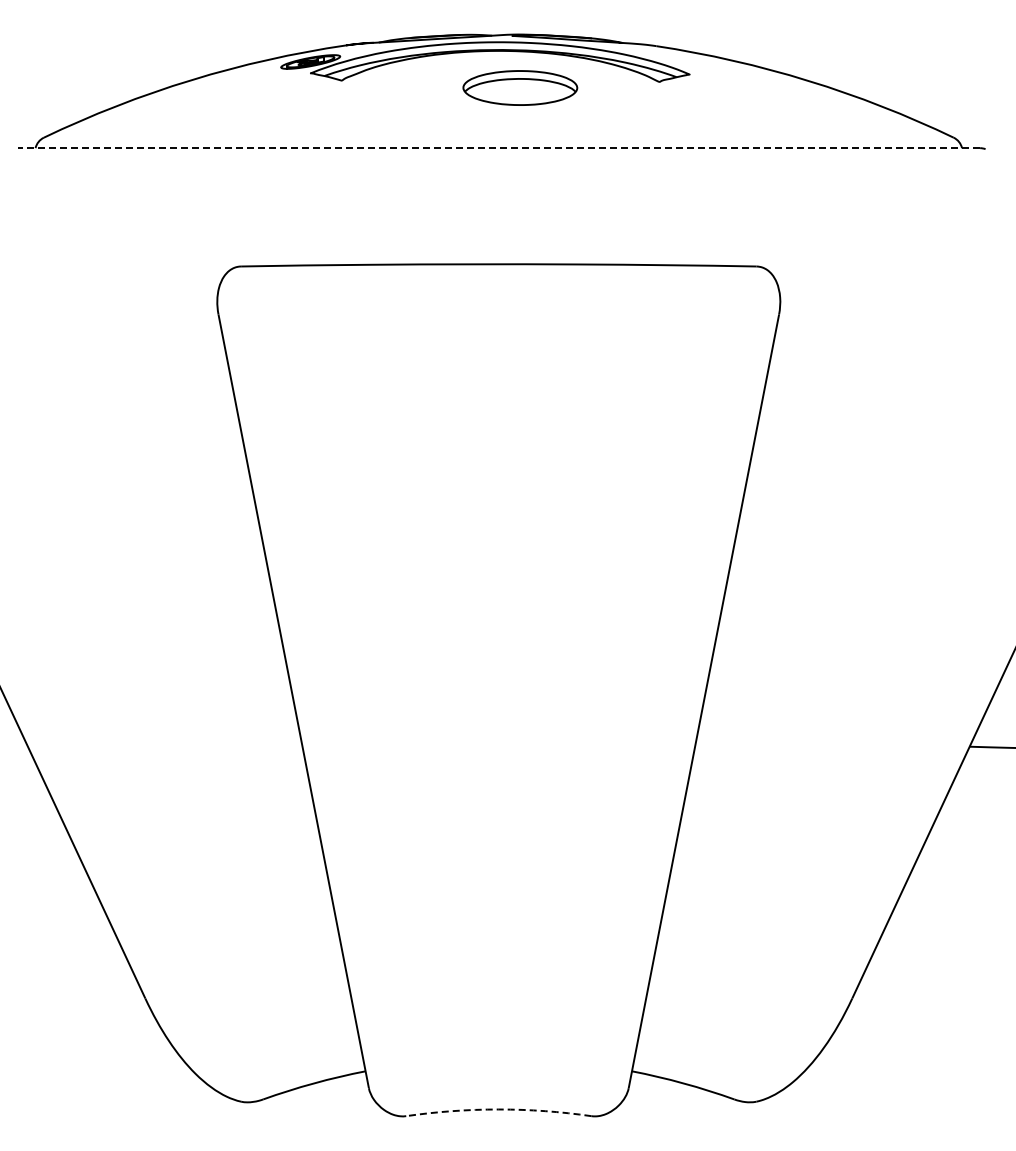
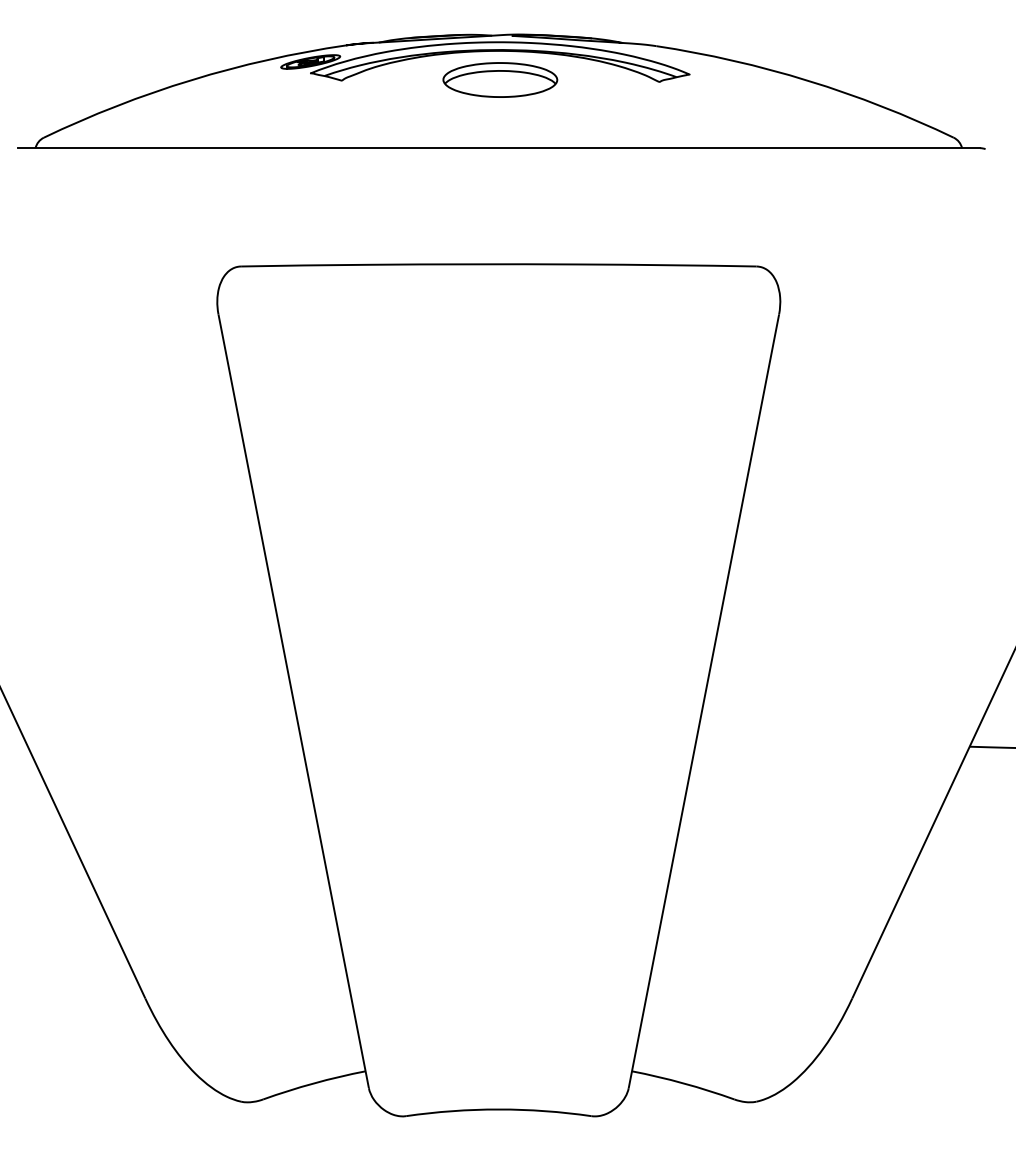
part position: (520, 87) -> (500, 79) (500, 79)
line: dashed -> solid (498, 148)
arc: dashed -> solid (498, 1109)
